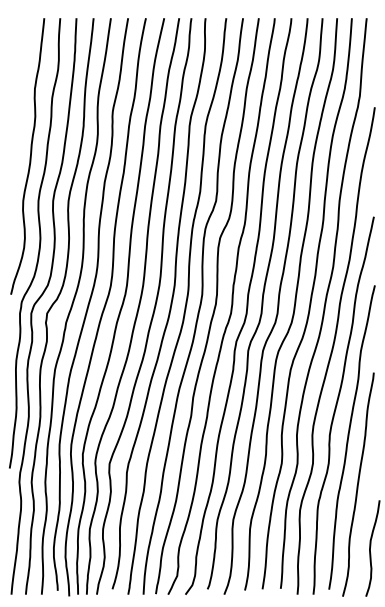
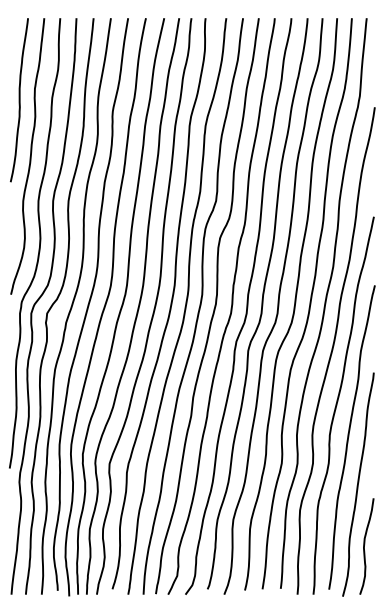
curve: none -> present (19, 100)
curve position: (370, 548) -> (364, 546) (364, 546)
